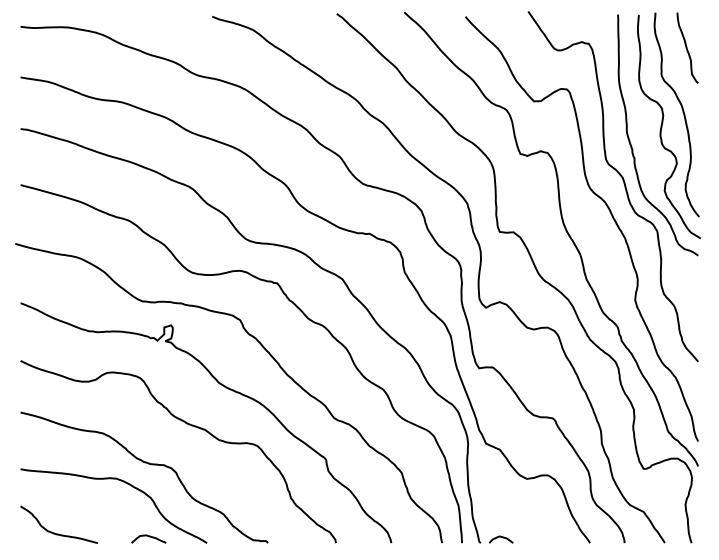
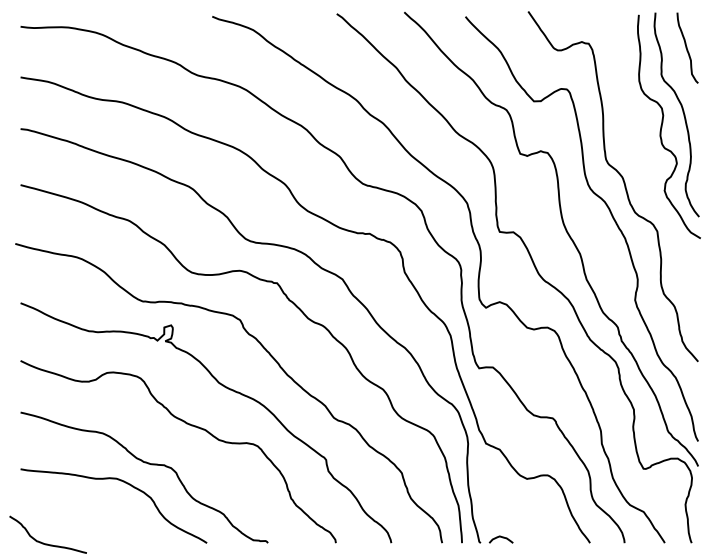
curve: present -> none (631, 143)
curve position: (54, 532) -> (43, 542) (43, 542)
curve: present -> none (149, 537)
